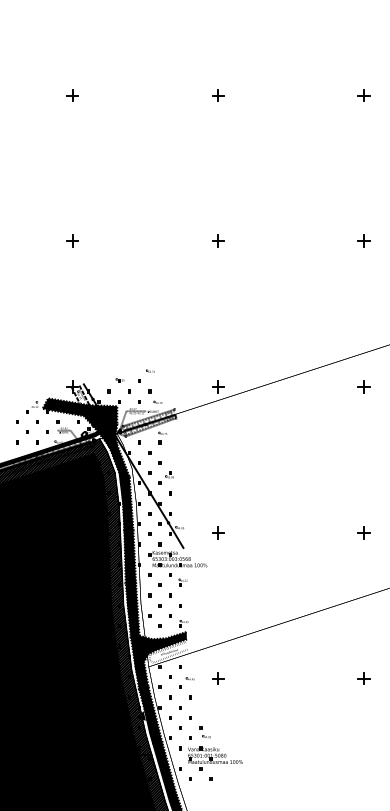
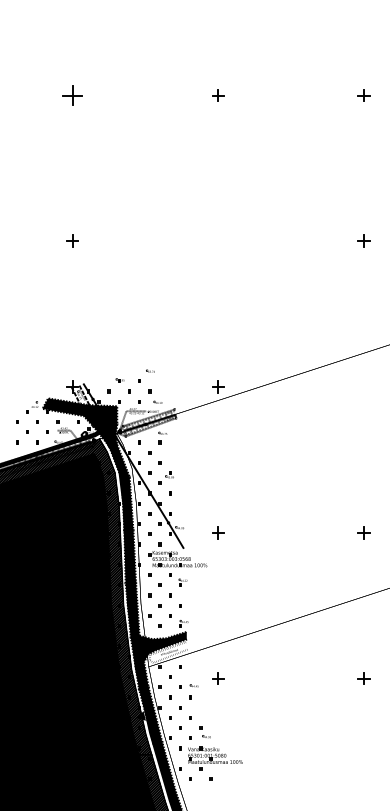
part size: 13x13 px -> 21x21 px (72, 95)
part: present -> none (218, 240)
part: present -> none (363, 386)
part position: (189, 678) -> (193, 685) (193, 685)
